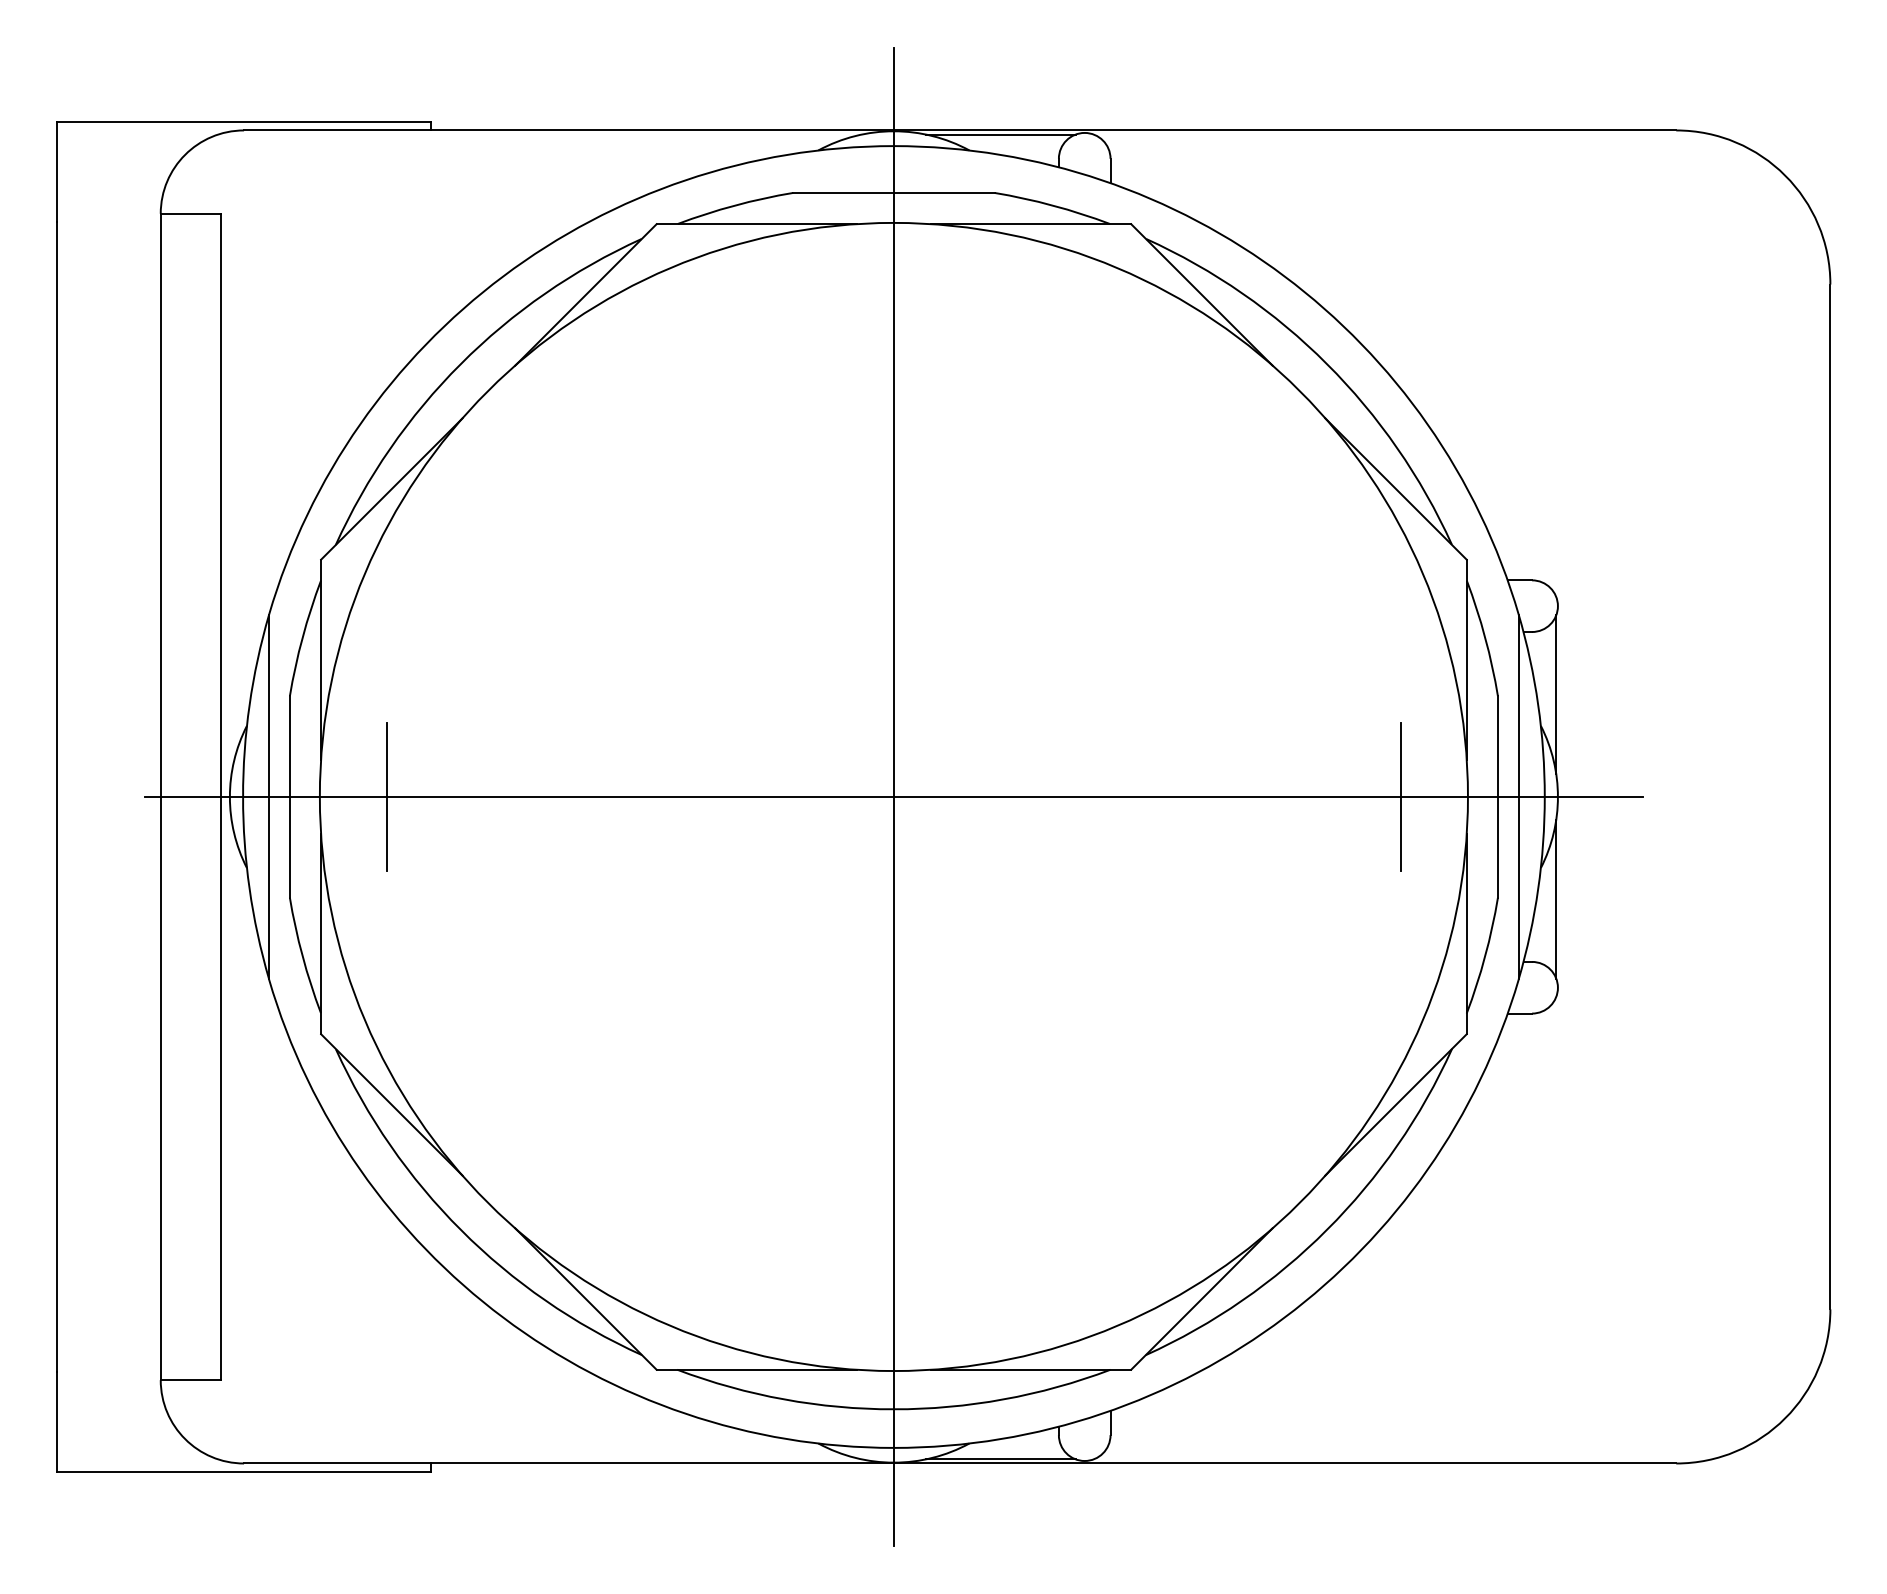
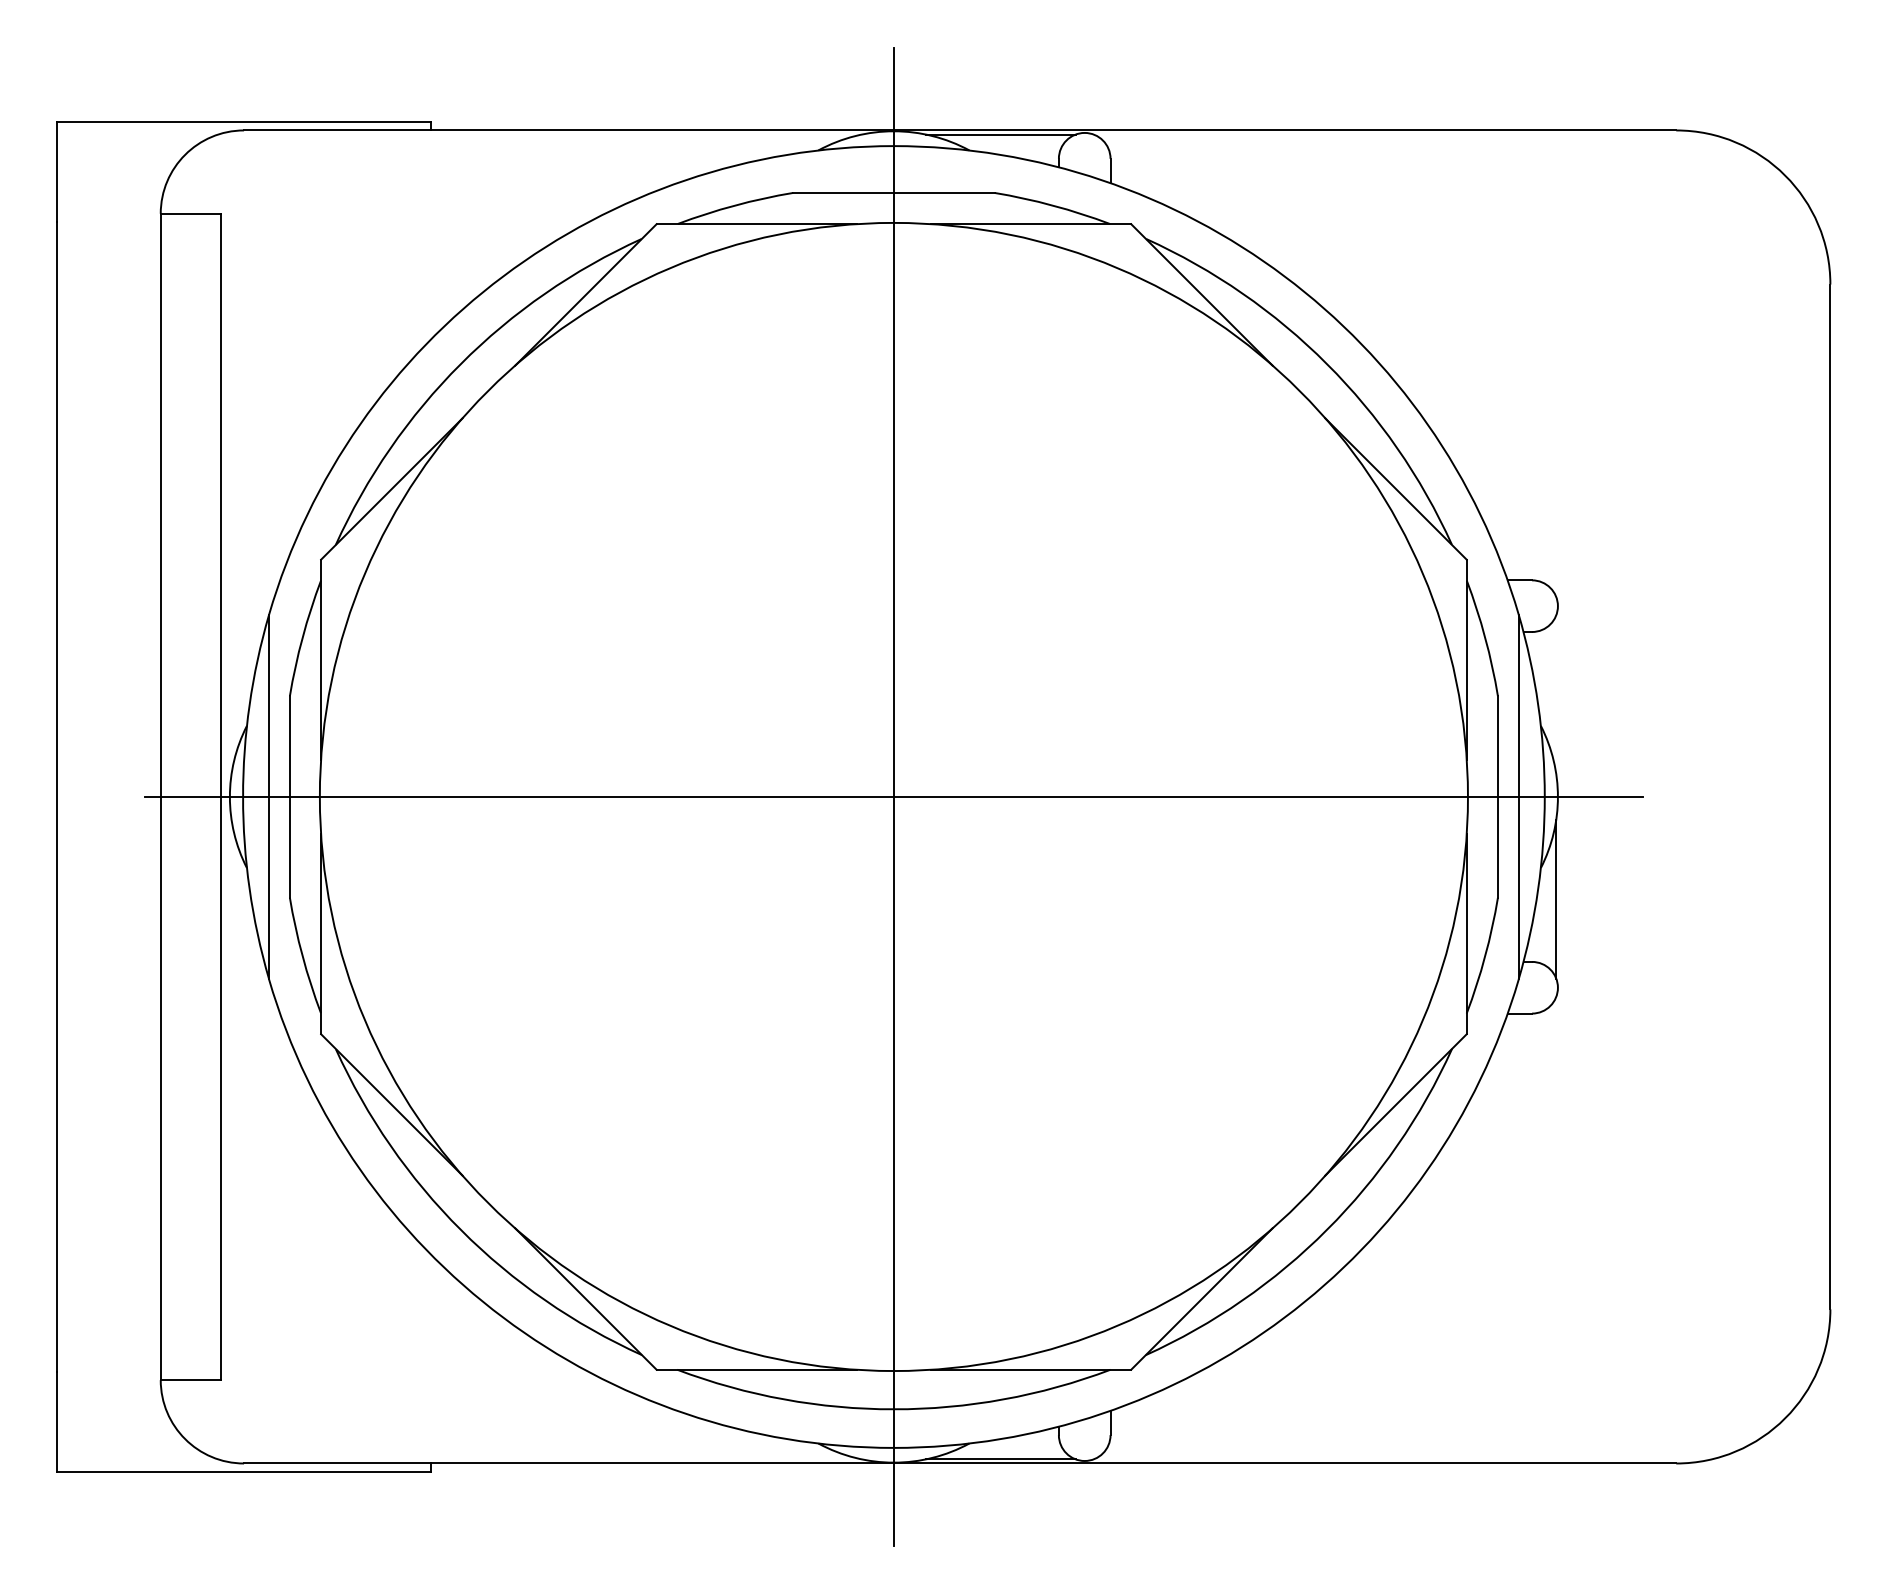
line: present -> none (1556, 694)
line: present -> none (386, 796)
line: present -> none (1401, 796)
